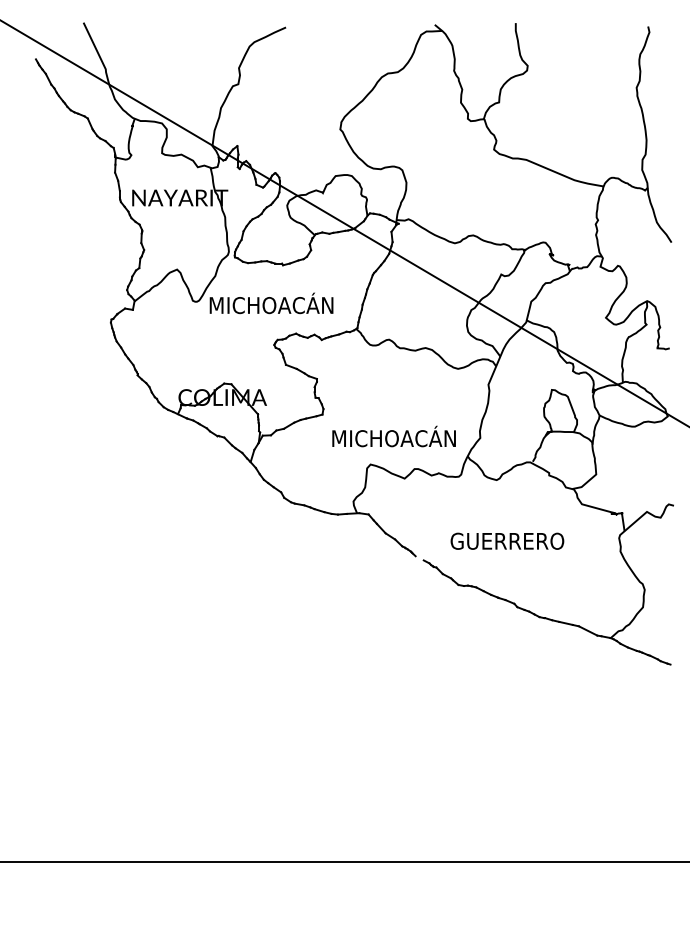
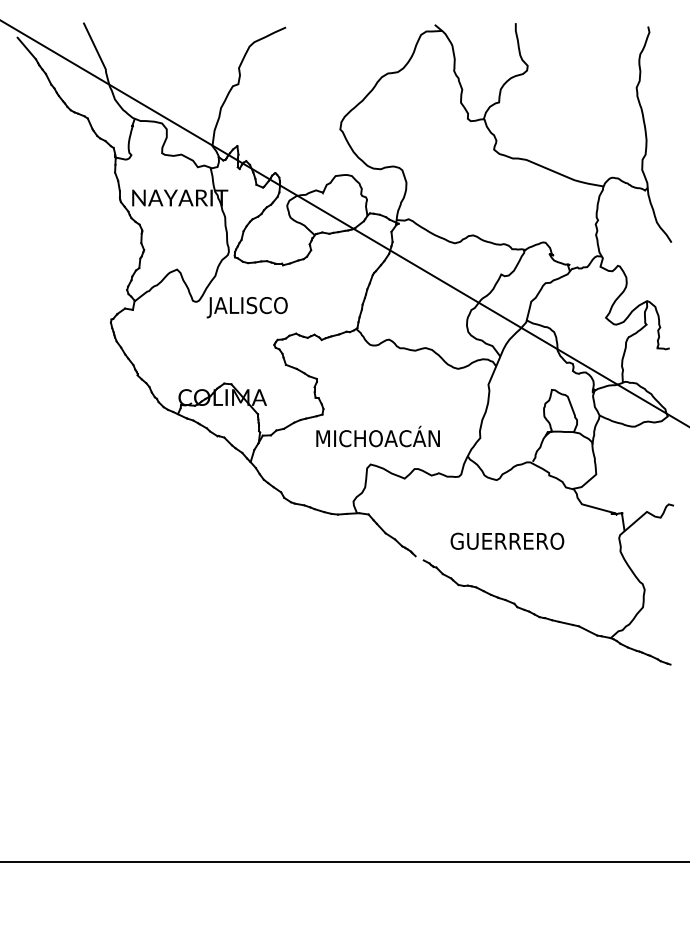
line: none -> present (26, 48)
text: MICHOACÁN -> JALISCO (269, 305)
text position: (393, 436) -> (377, 436) (377, 436)
